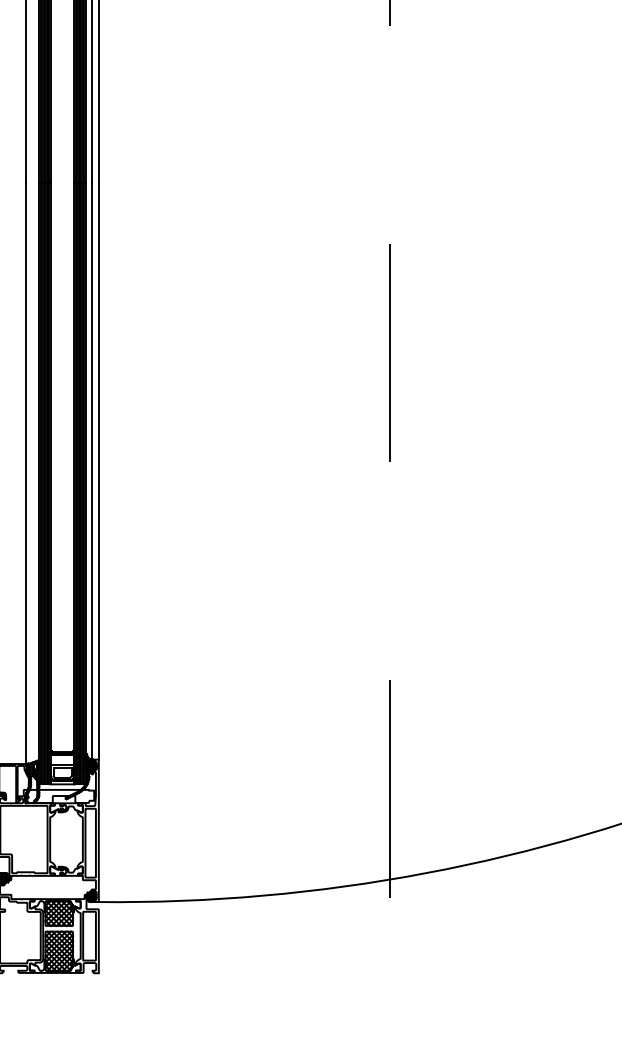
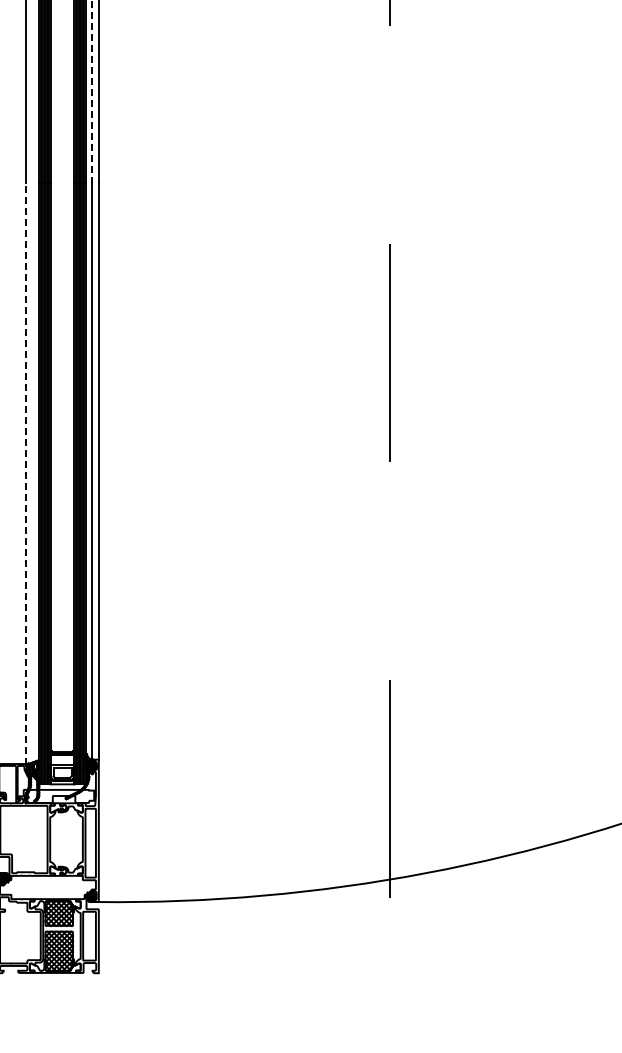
line: solid -> dashed (91, 92)
line: solid -> dashed (26, 473)
